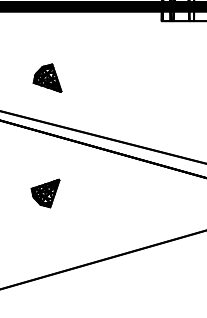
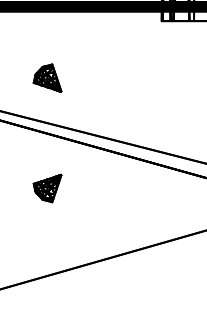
part position: (45, 193) -> (47, 188) (47, 188)
